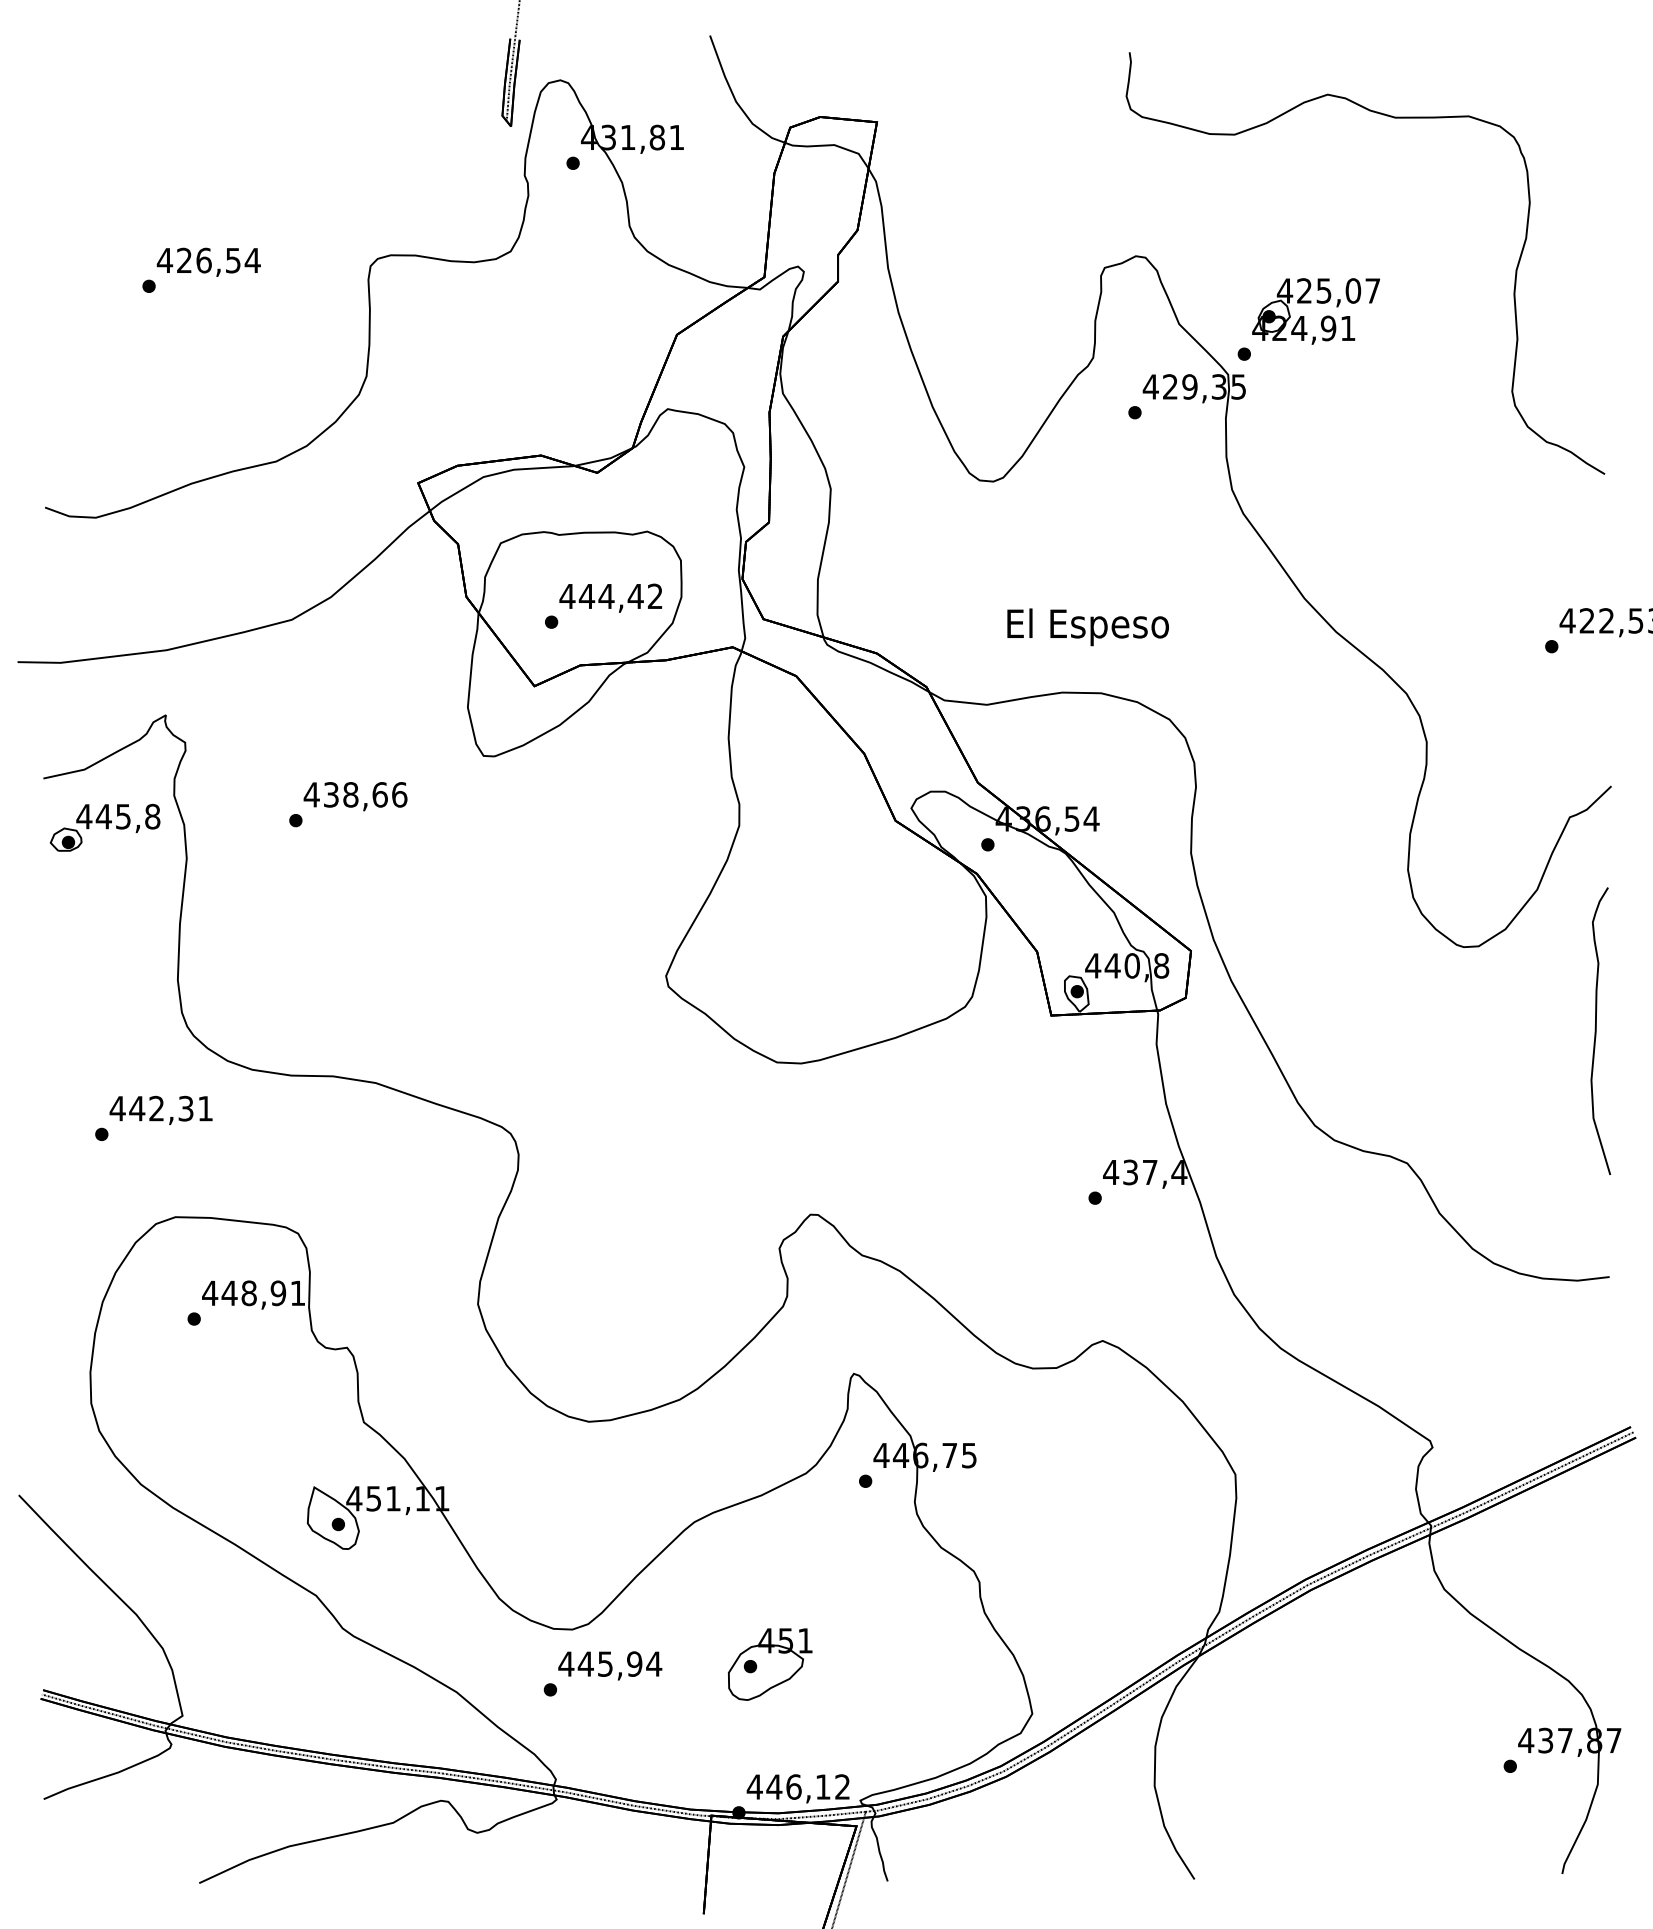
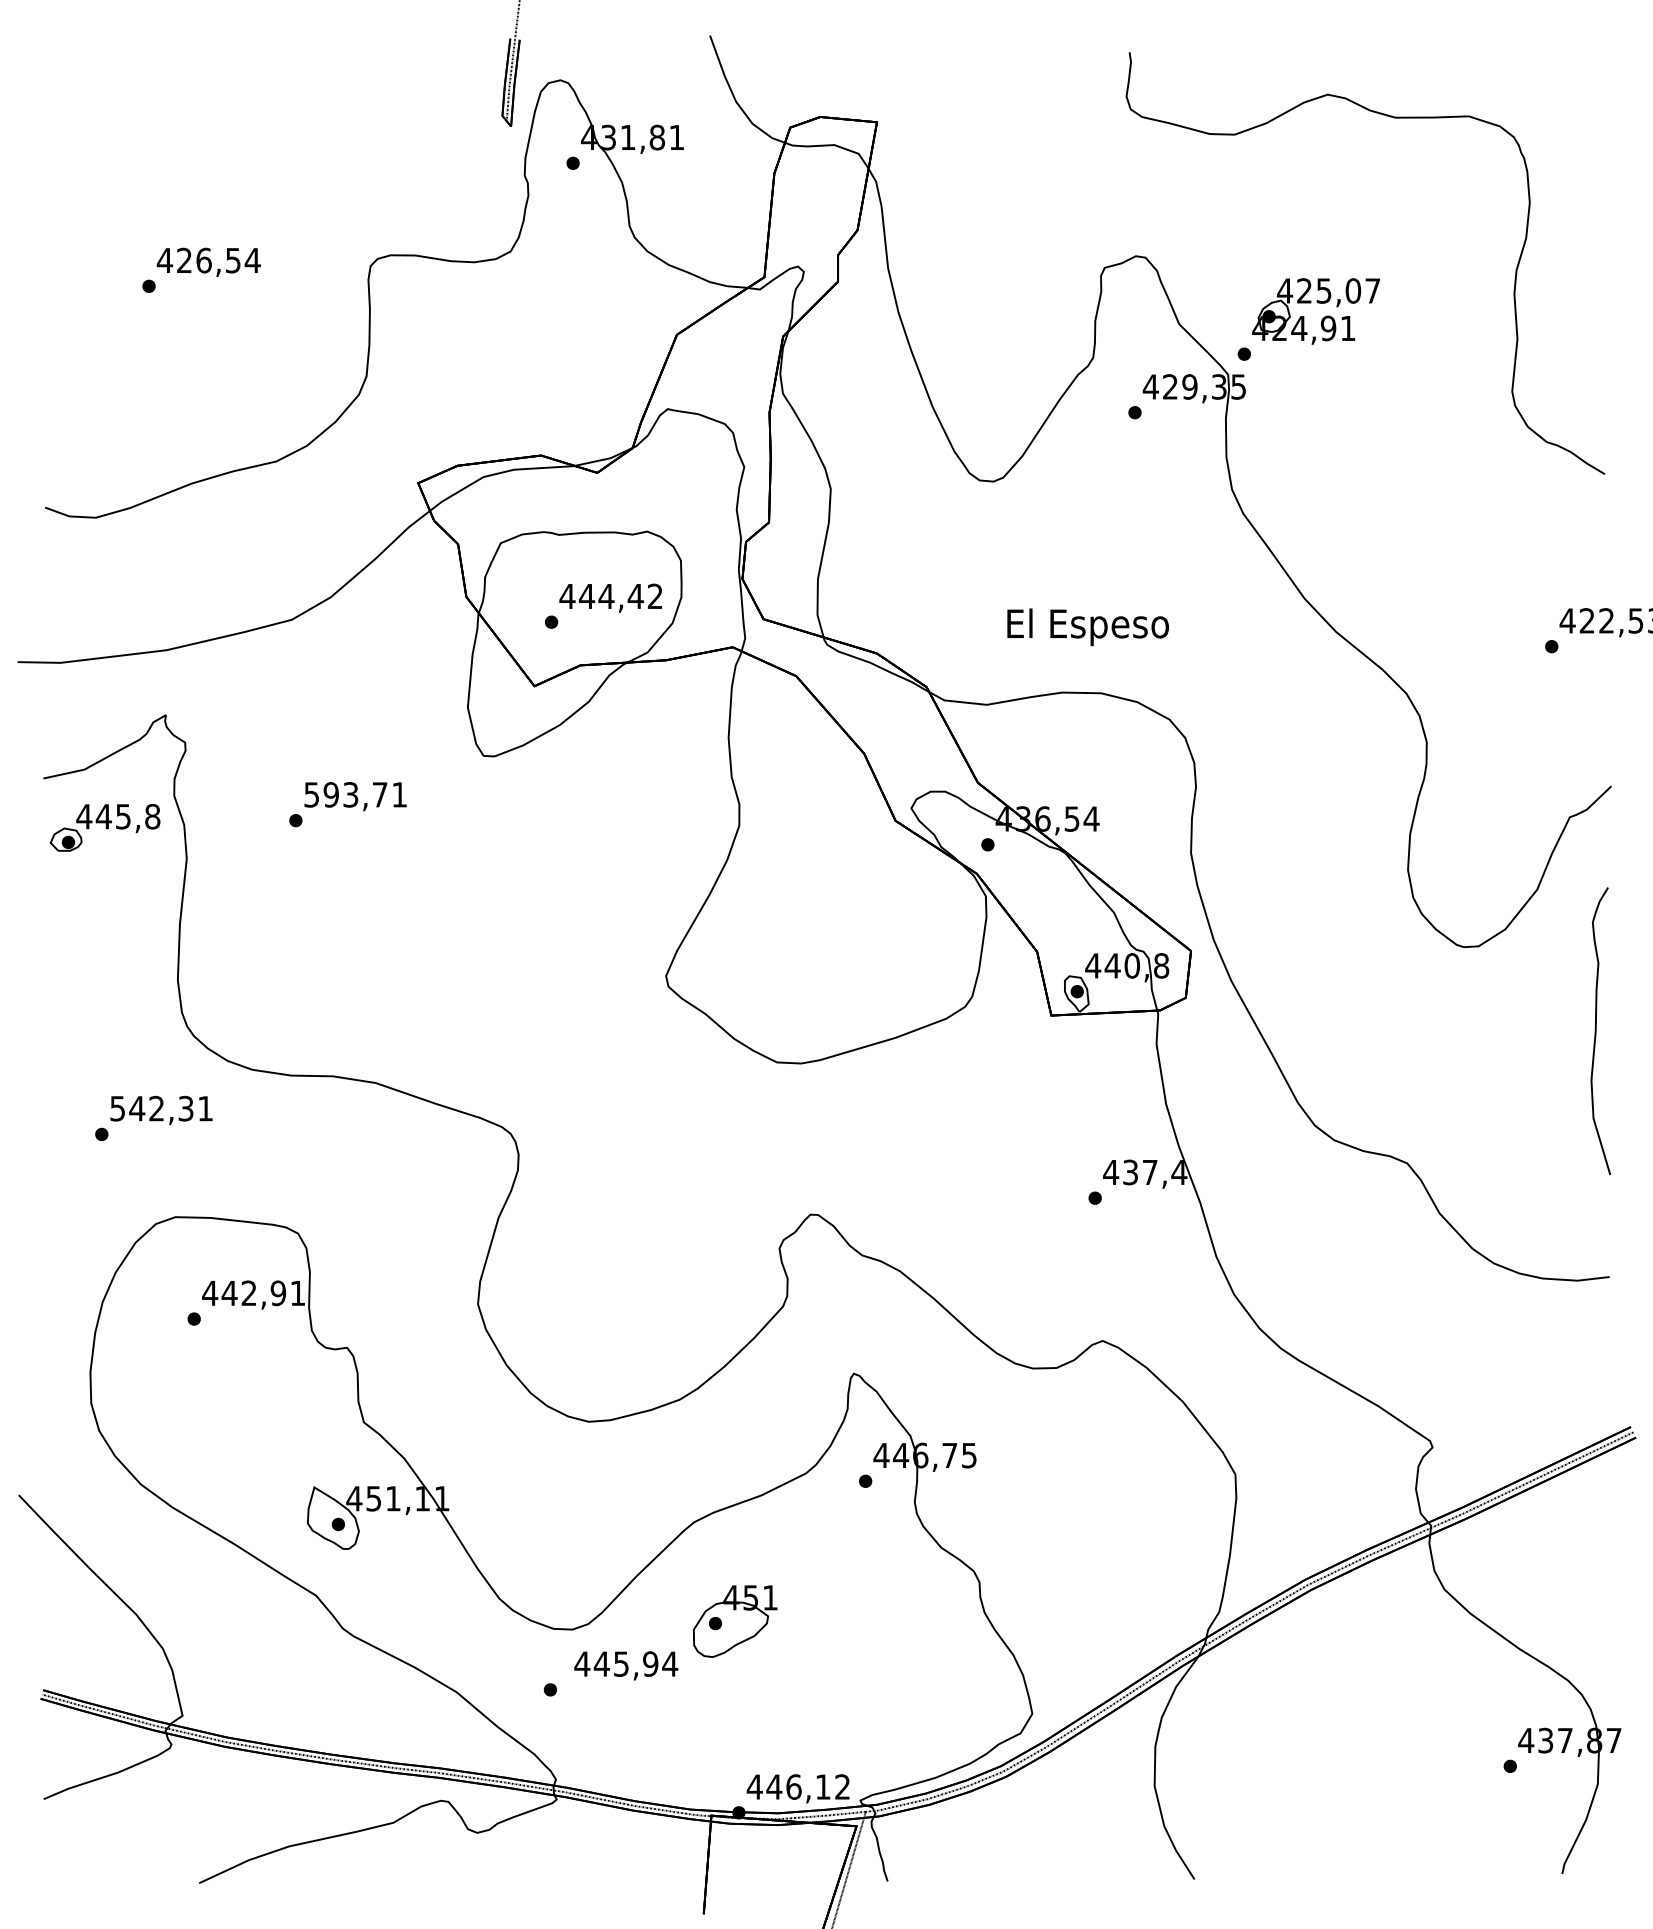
text: 438,66 -> 593,71 (355, 794)
text: 442,31 -> 542,31 (117, 1108)
text: 448,91 -> 442,91 (248, 1293)
part position: (770, 1664) -> (735, 1621) (735, 1621)
text position: (610, 1665) -> (626, 1665) (626, 1665)
